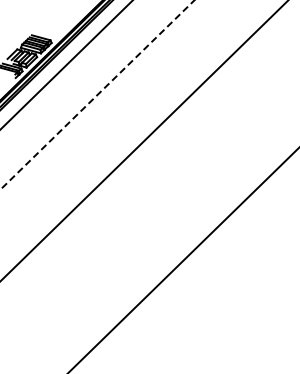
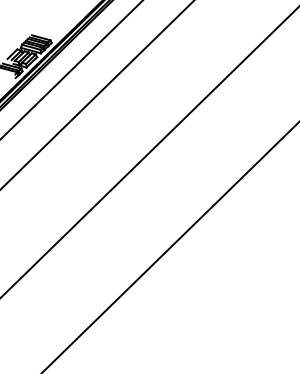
line position: (66, 64) -> (71, 69) (71, 69)
line: dashed -> solid (97, 94)
line position: (144, 140) -> (149, 152) (149, 152)
line position: (183, 260) -> (170, 247) (170, 247)
